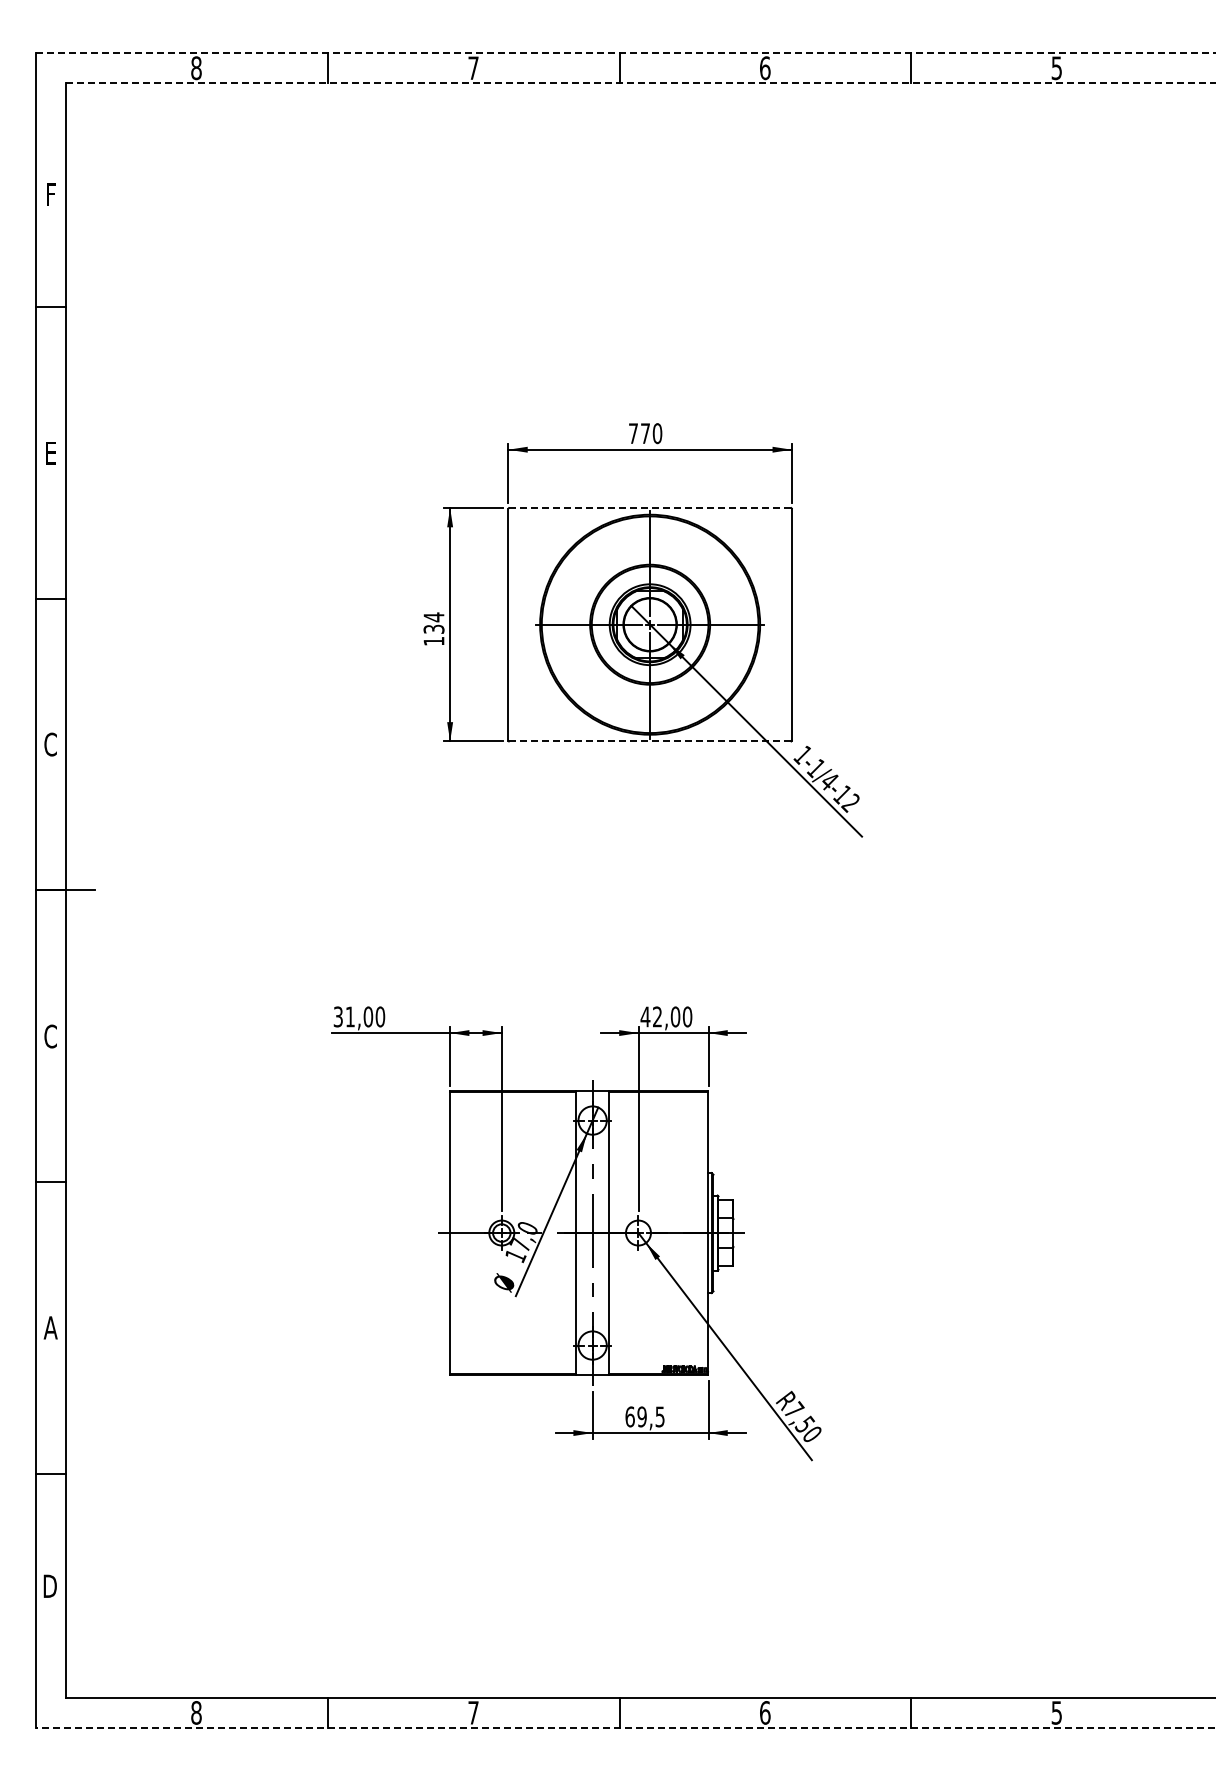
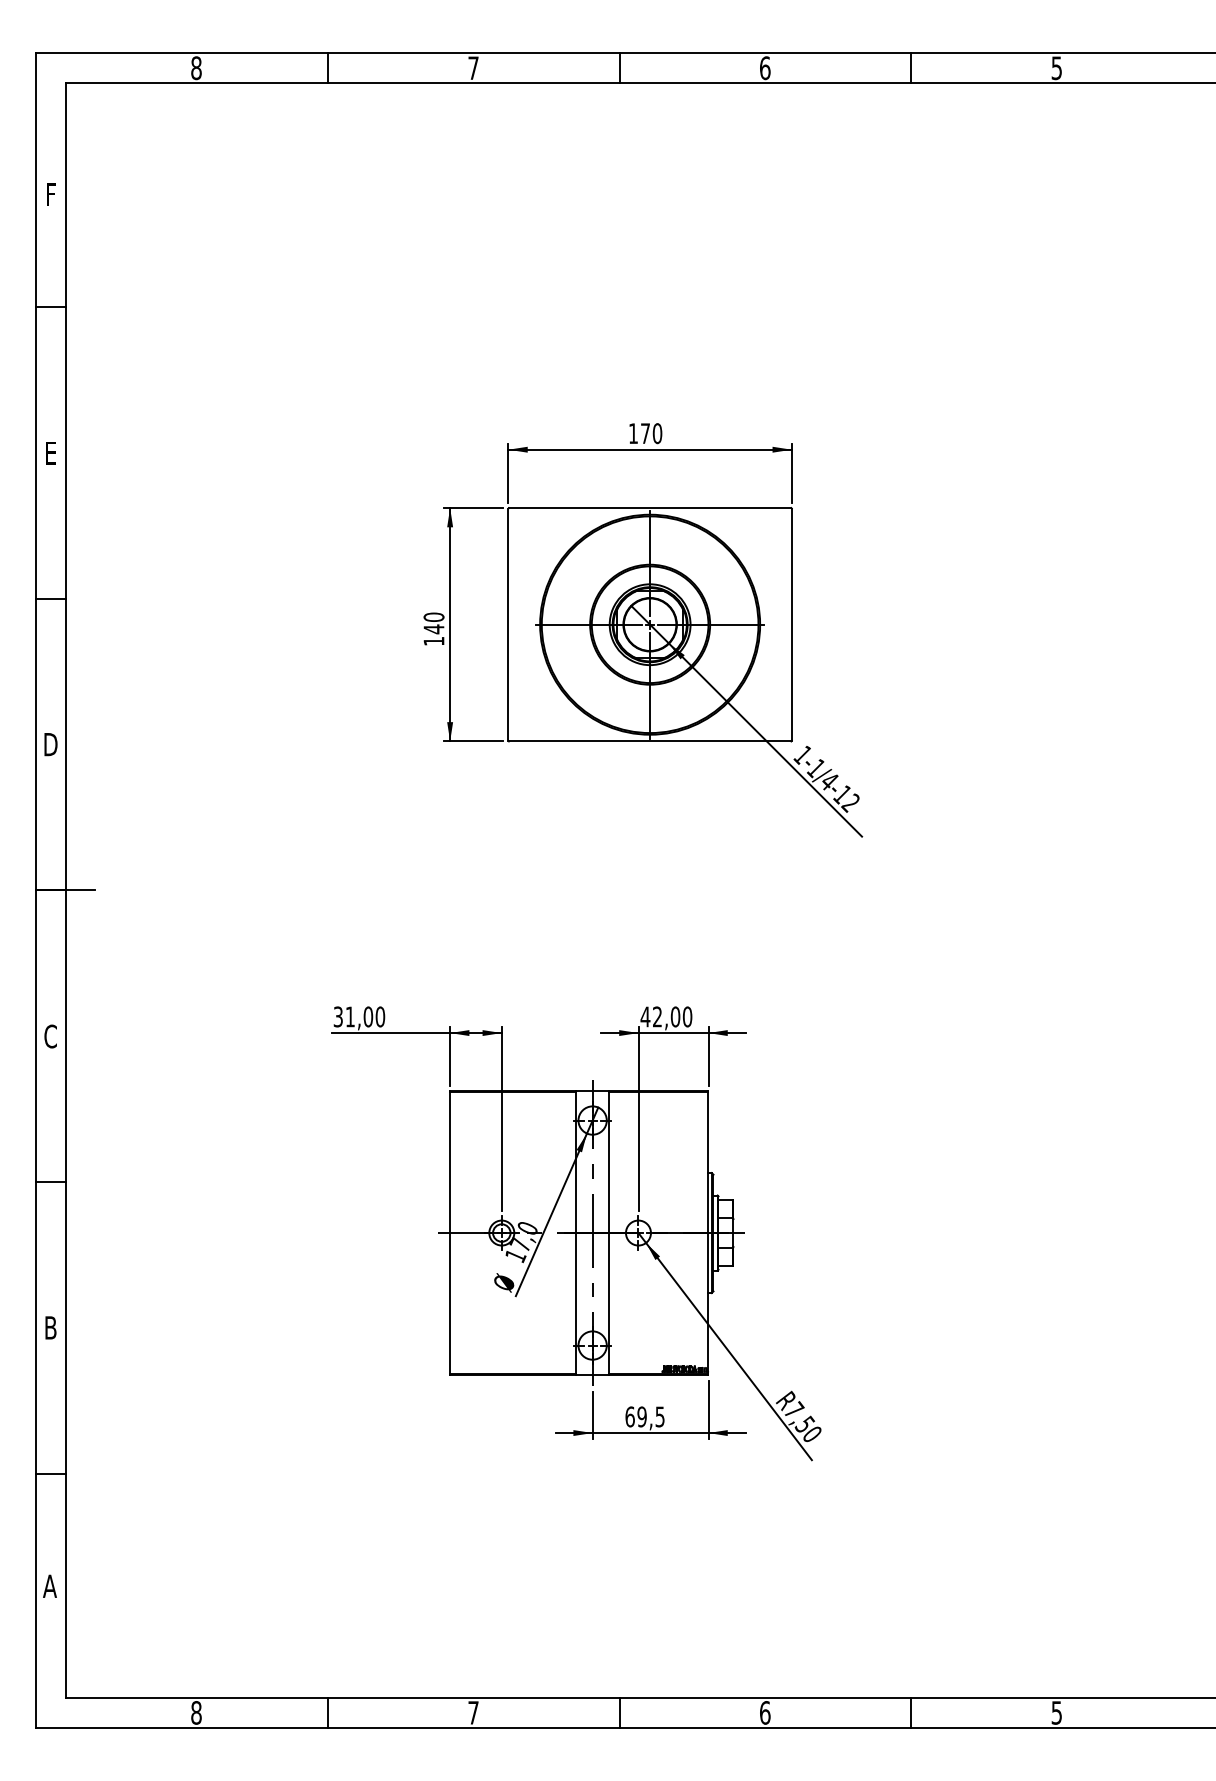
line: dashed -> solid (626, 53)
line: dashed -> solid (640, 82)
text: 770 -> 170 (633, 433)
line: dashed -> solid (650, 508)
text: 134 -> 140 (433, 623)
line: dashed -> solid (649, 741)
text: C -> D (50, 744)
text: A -> B (50, 1327)
text: D -> A (49, 1585)
line: dashed -> solid (626, 1727)
